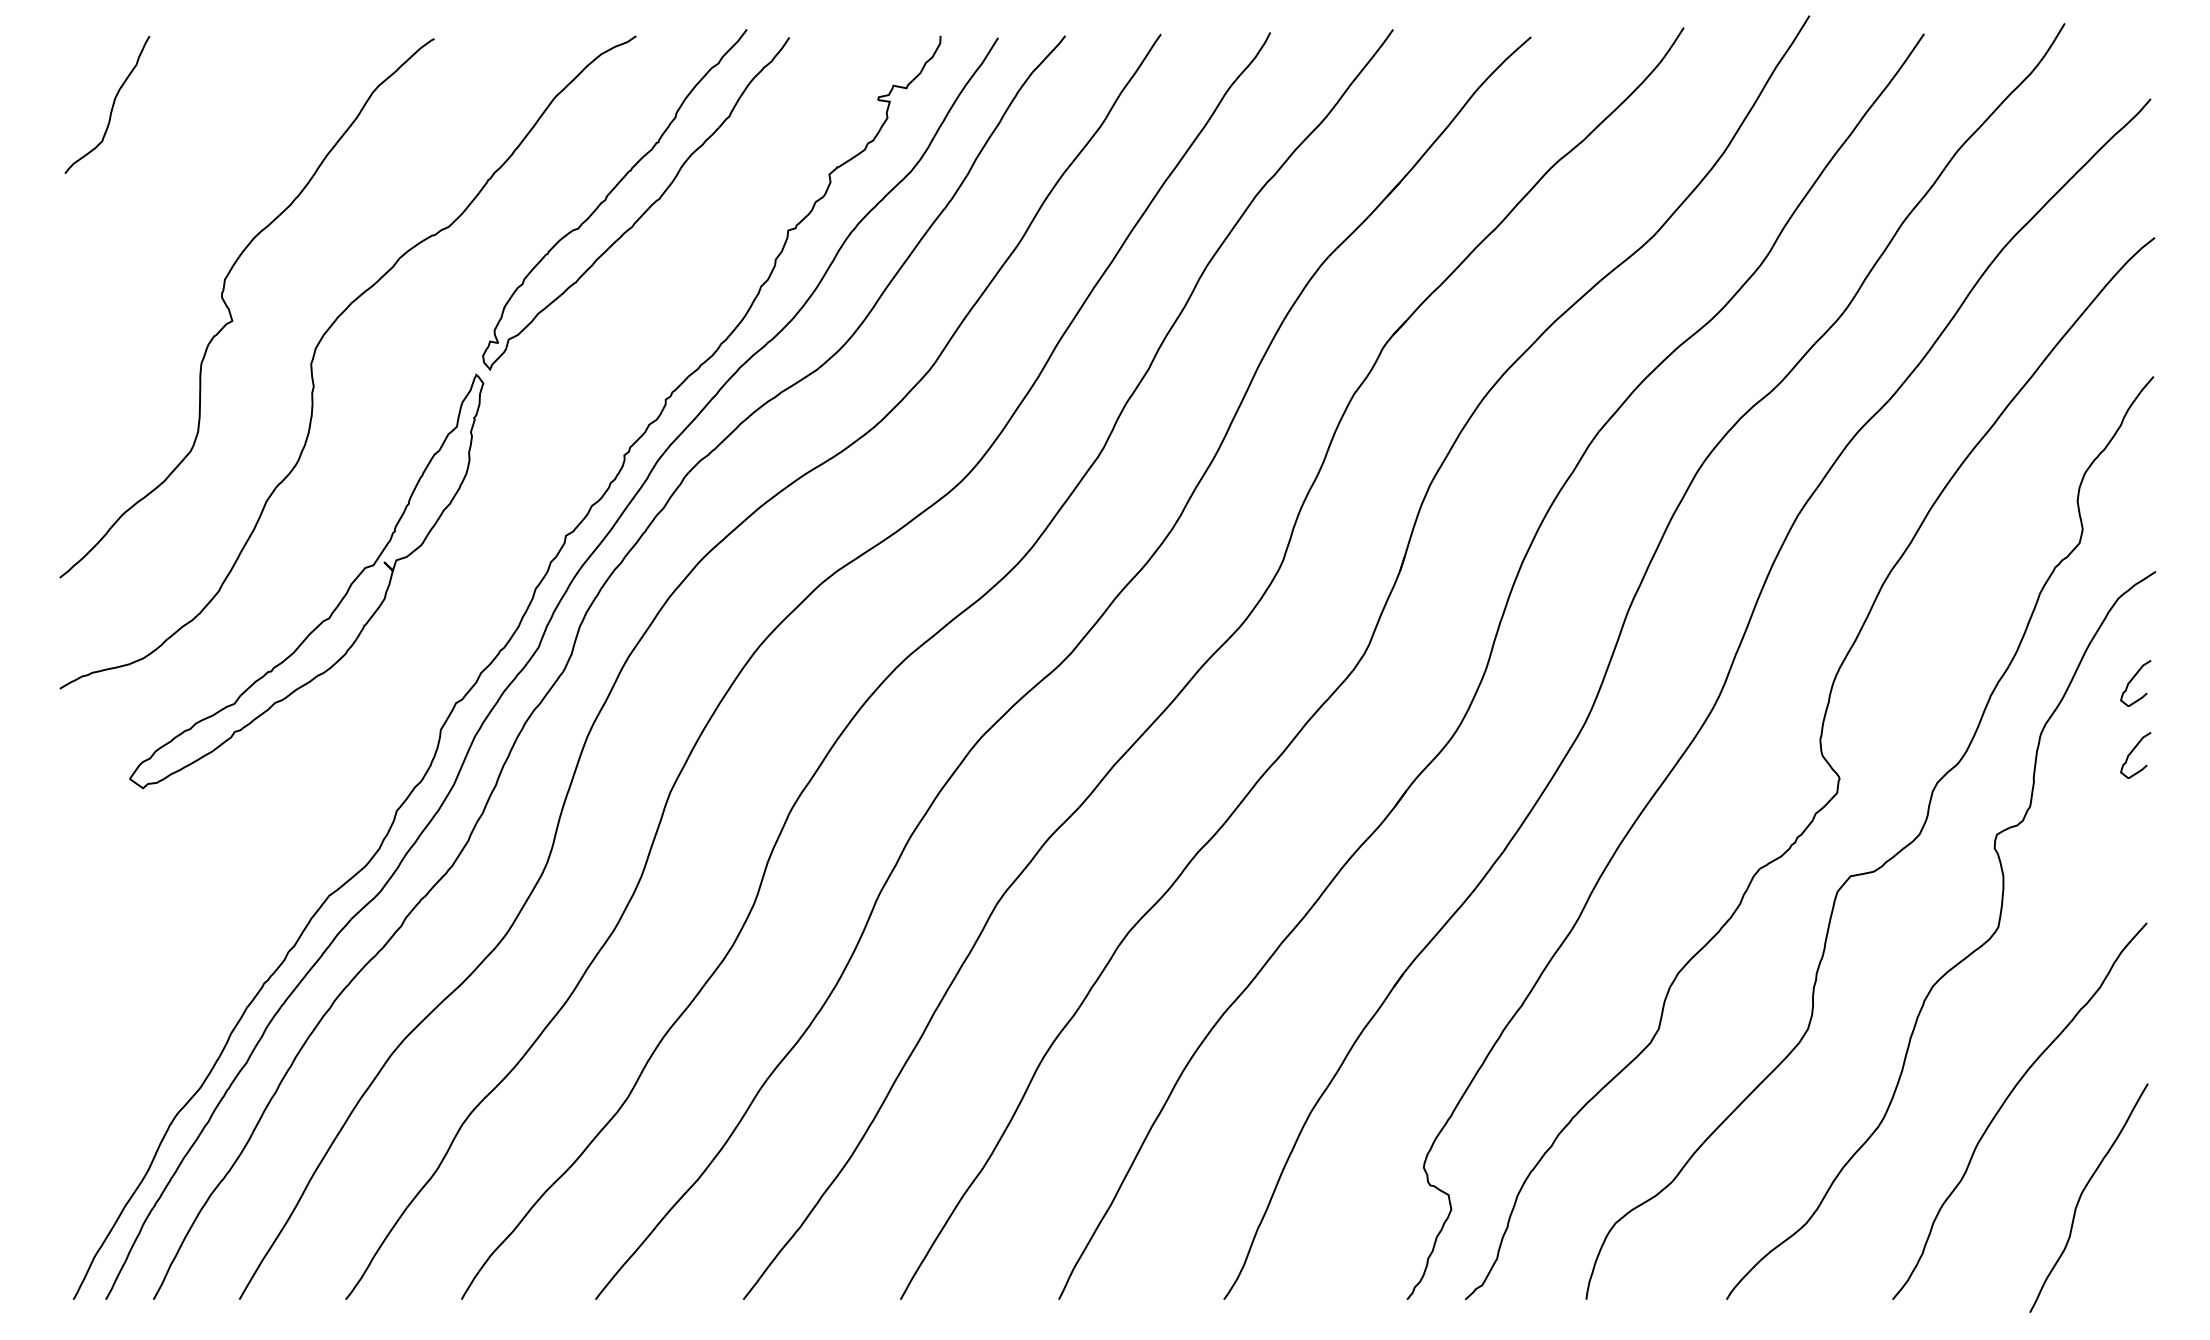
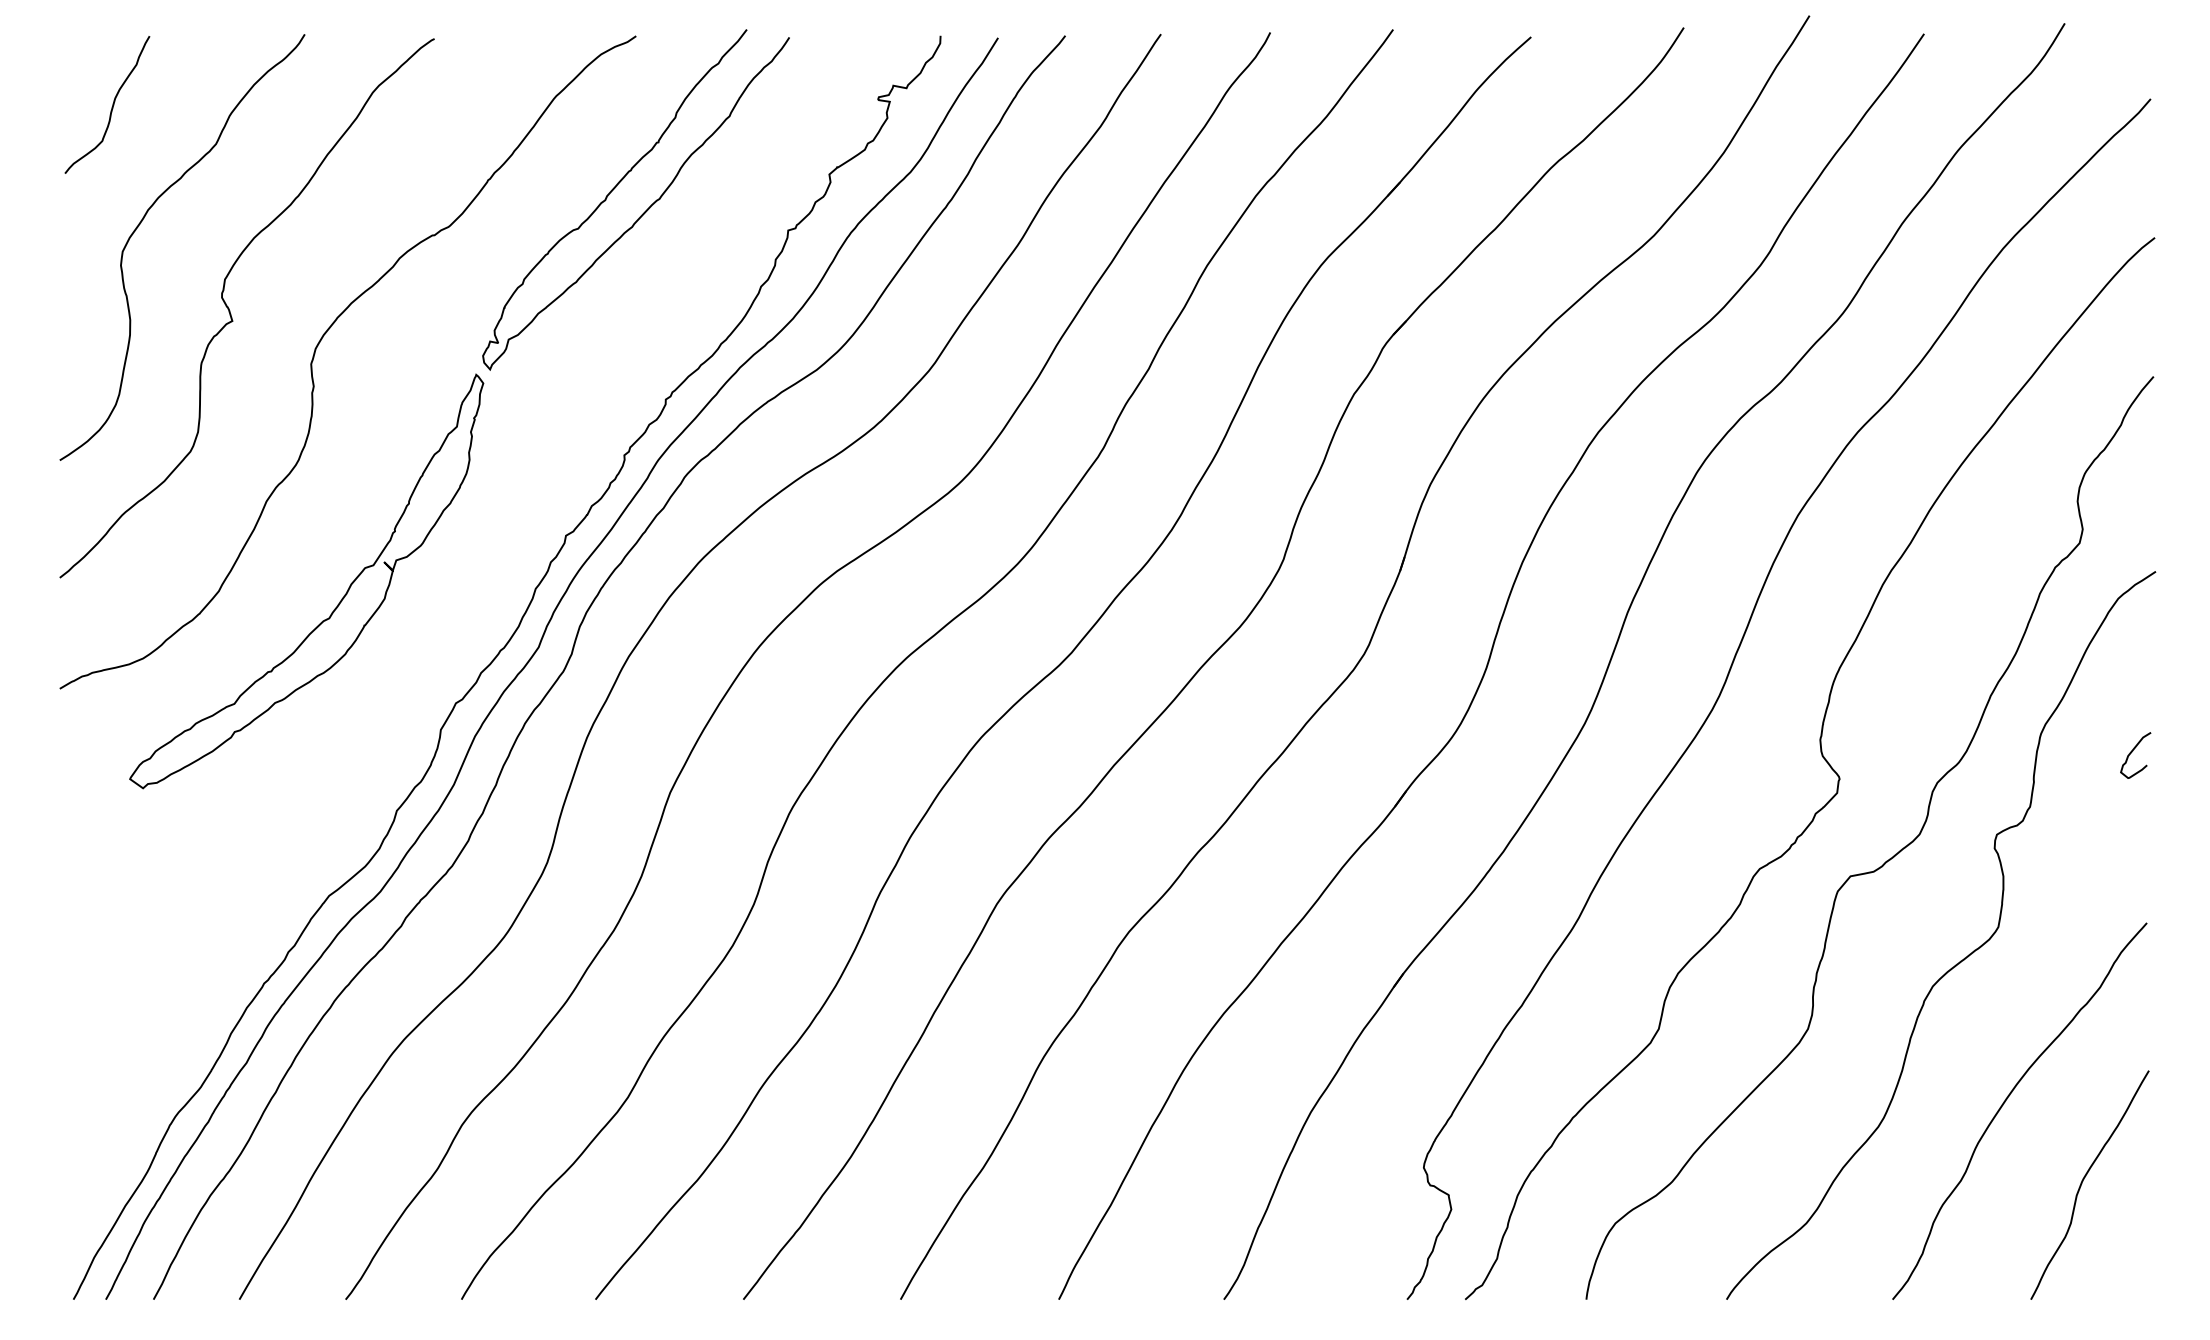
curve: none -> present (143, 220)
curve: present -> none (2132, 680)
curve position: (2082, 1194) -> (2083, 1181) (2083, 1181)
